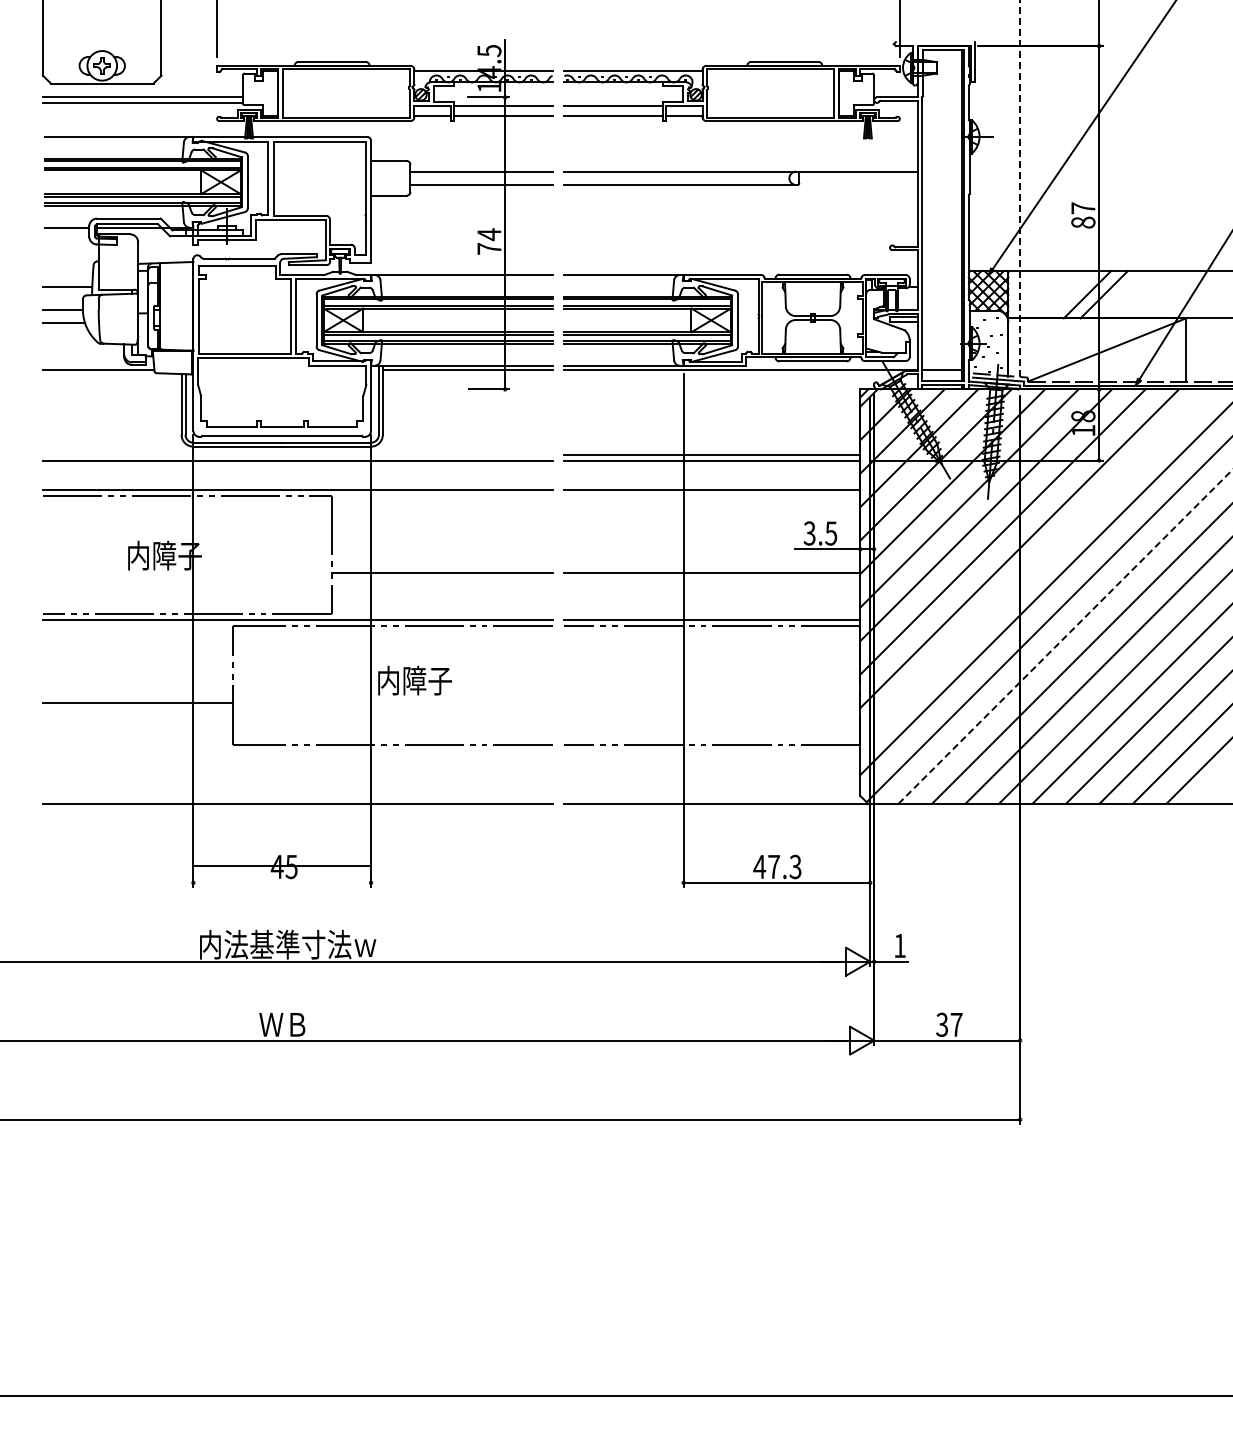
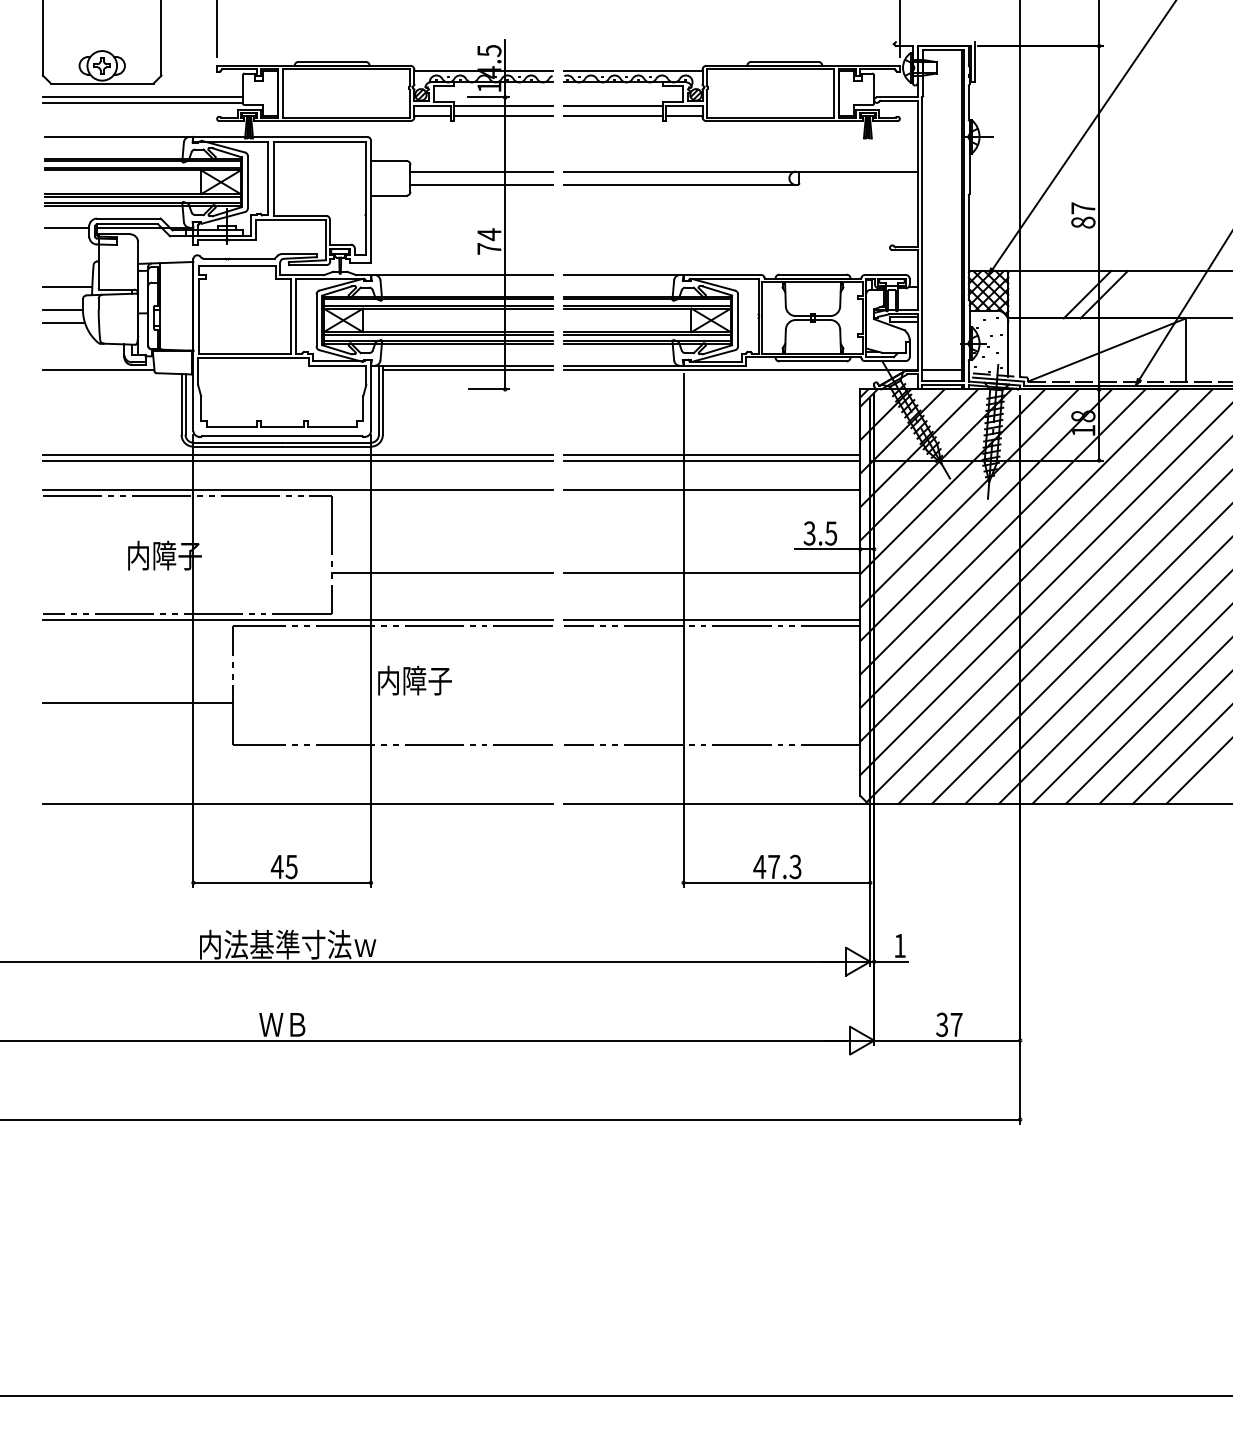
line: dashed -> solid (1020, 187)
line: none -> present (297, 454)
line: none -> present (1036, 565)
line: dashed -> solid (1065, 636)
line position: (282, 865) -> (282, 882) (282, 882)
